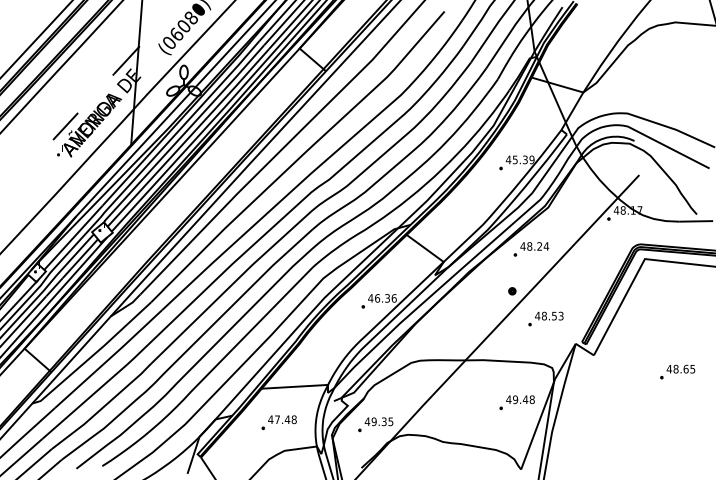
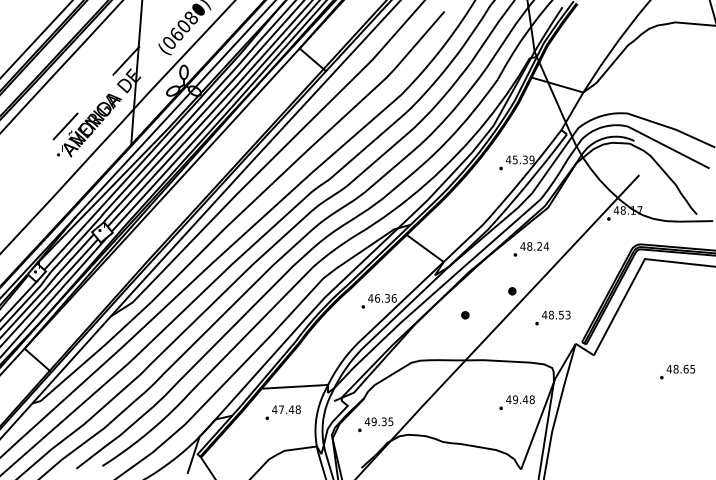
part: none -> present (465, 315)
part position: (545, 318) -> (552, 317) (552, 317)
part position: (278, 422) -> (282, 412) (282, 412)
